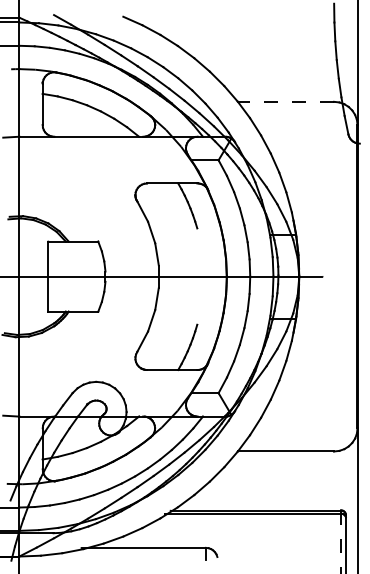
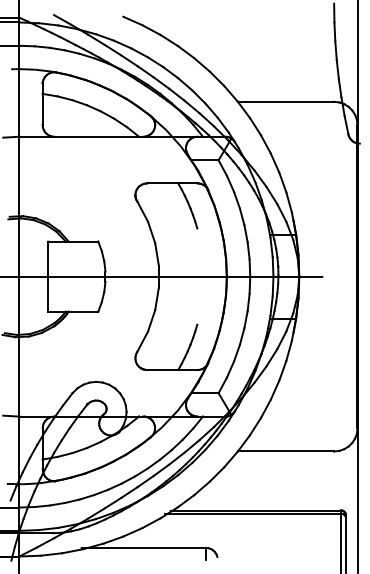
line: dashed -> solid (285, 101)
line: dashed -> solid (341, 543)
